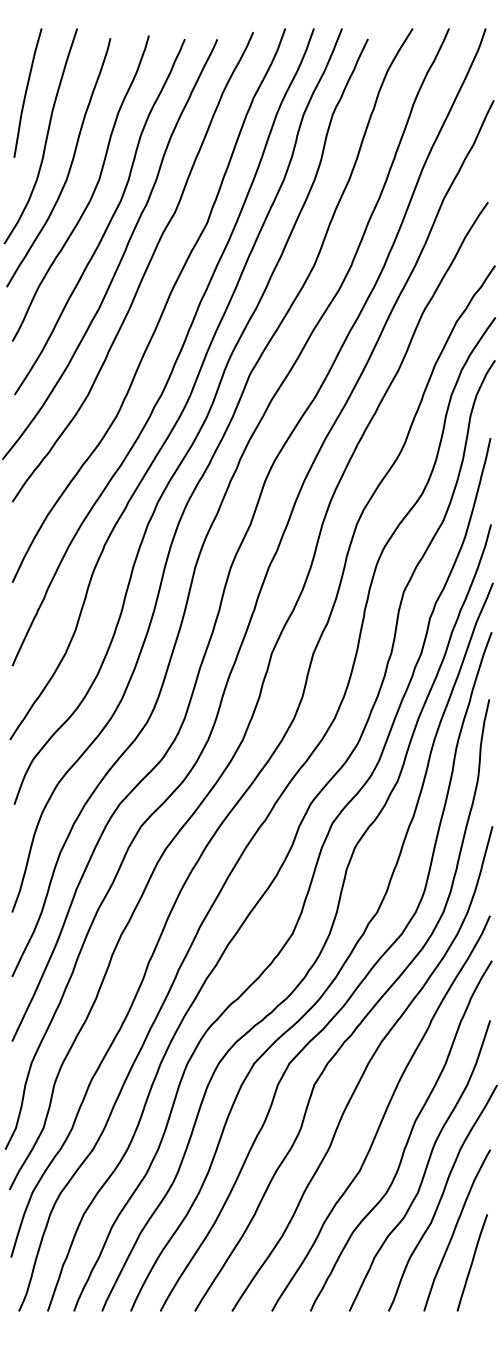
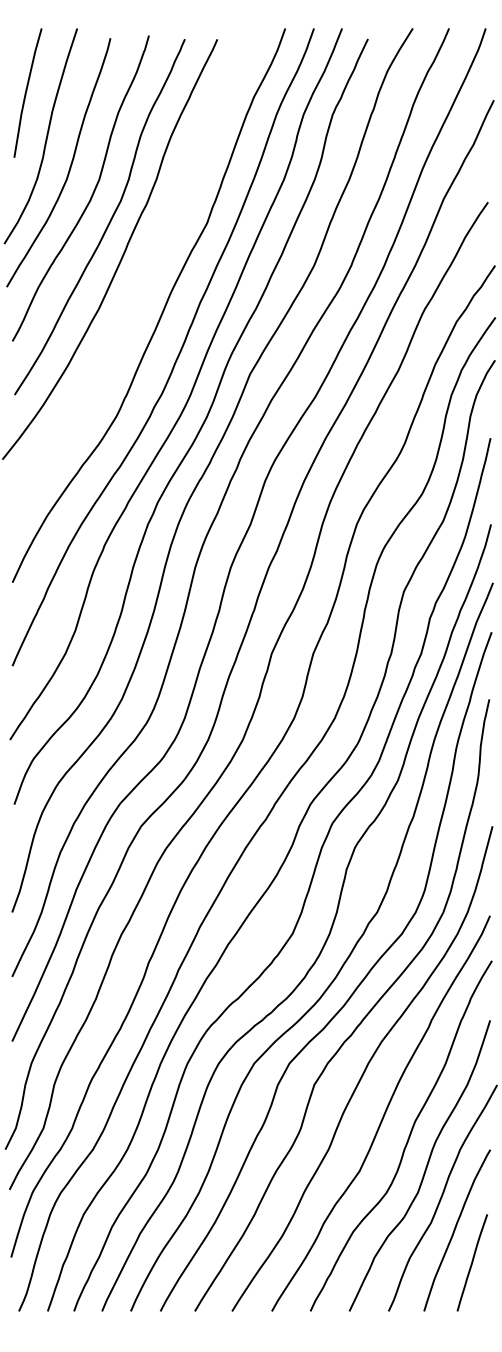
curve: present -> none (143, 273)
